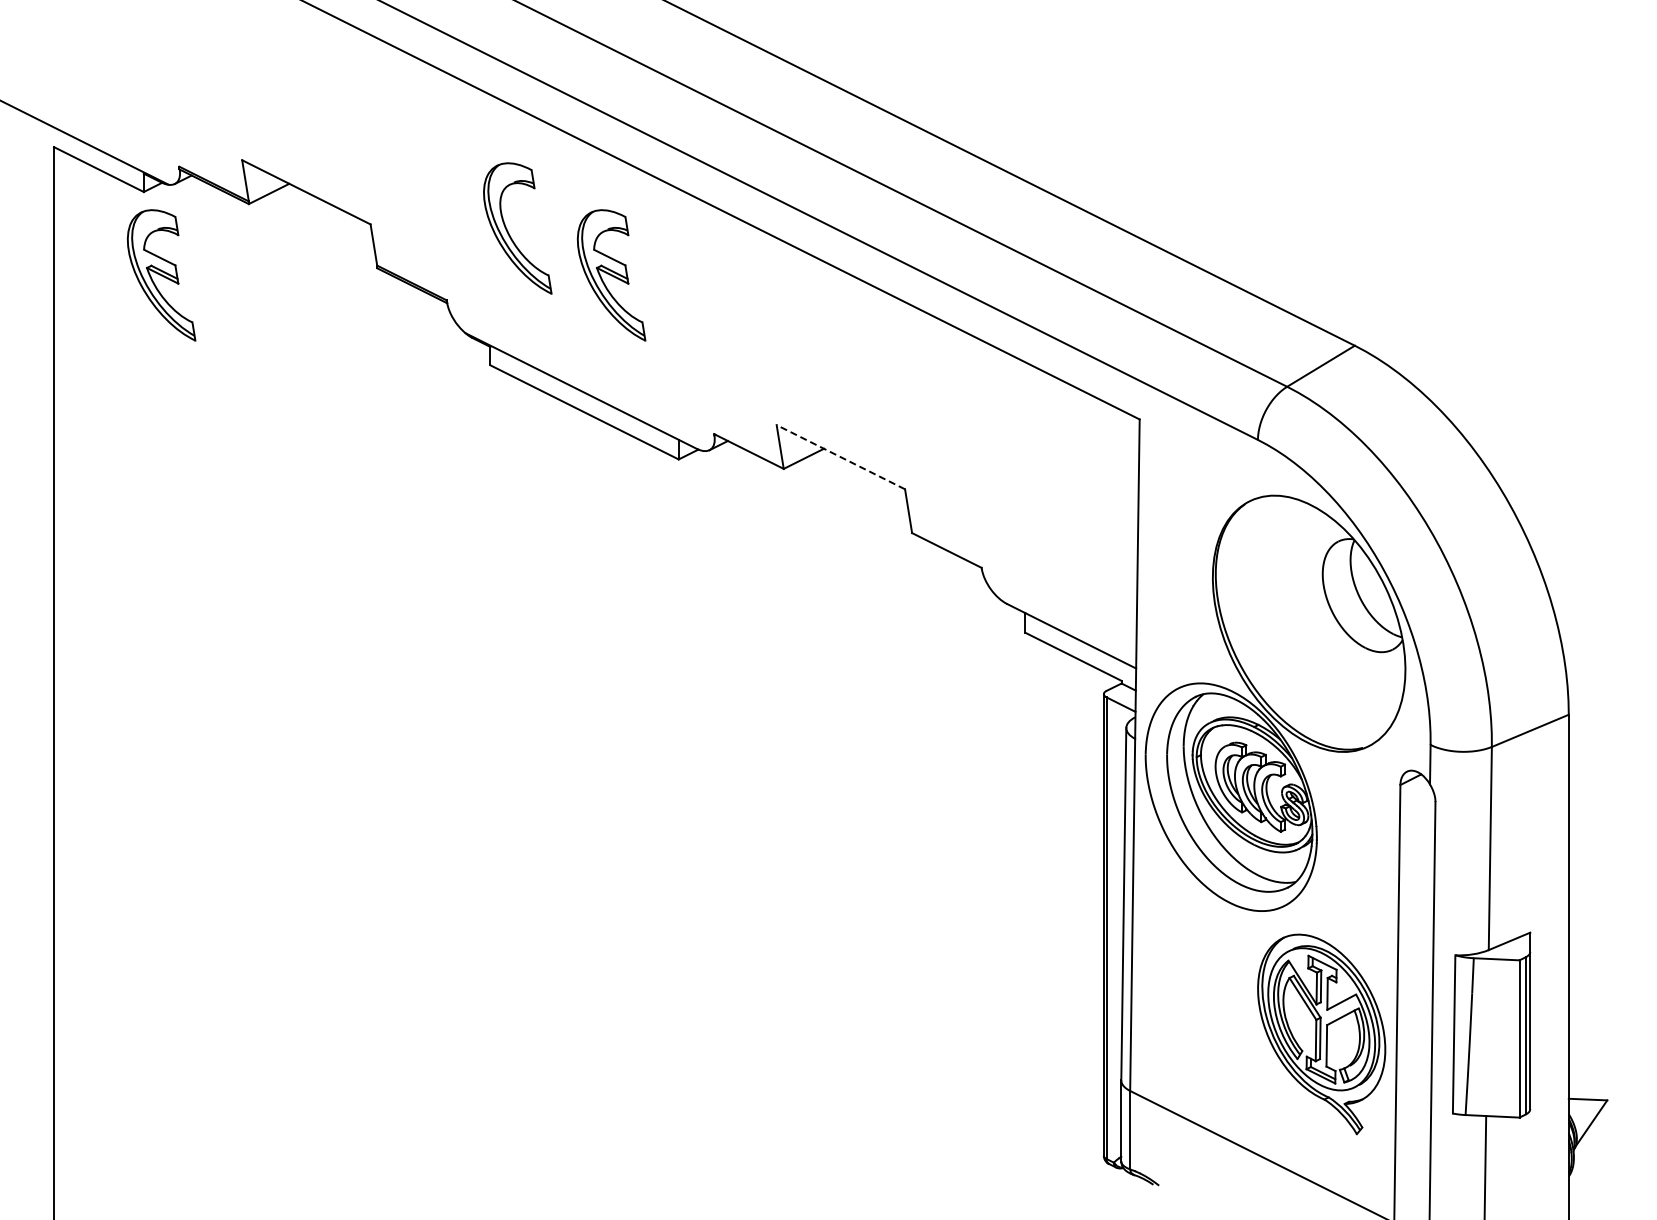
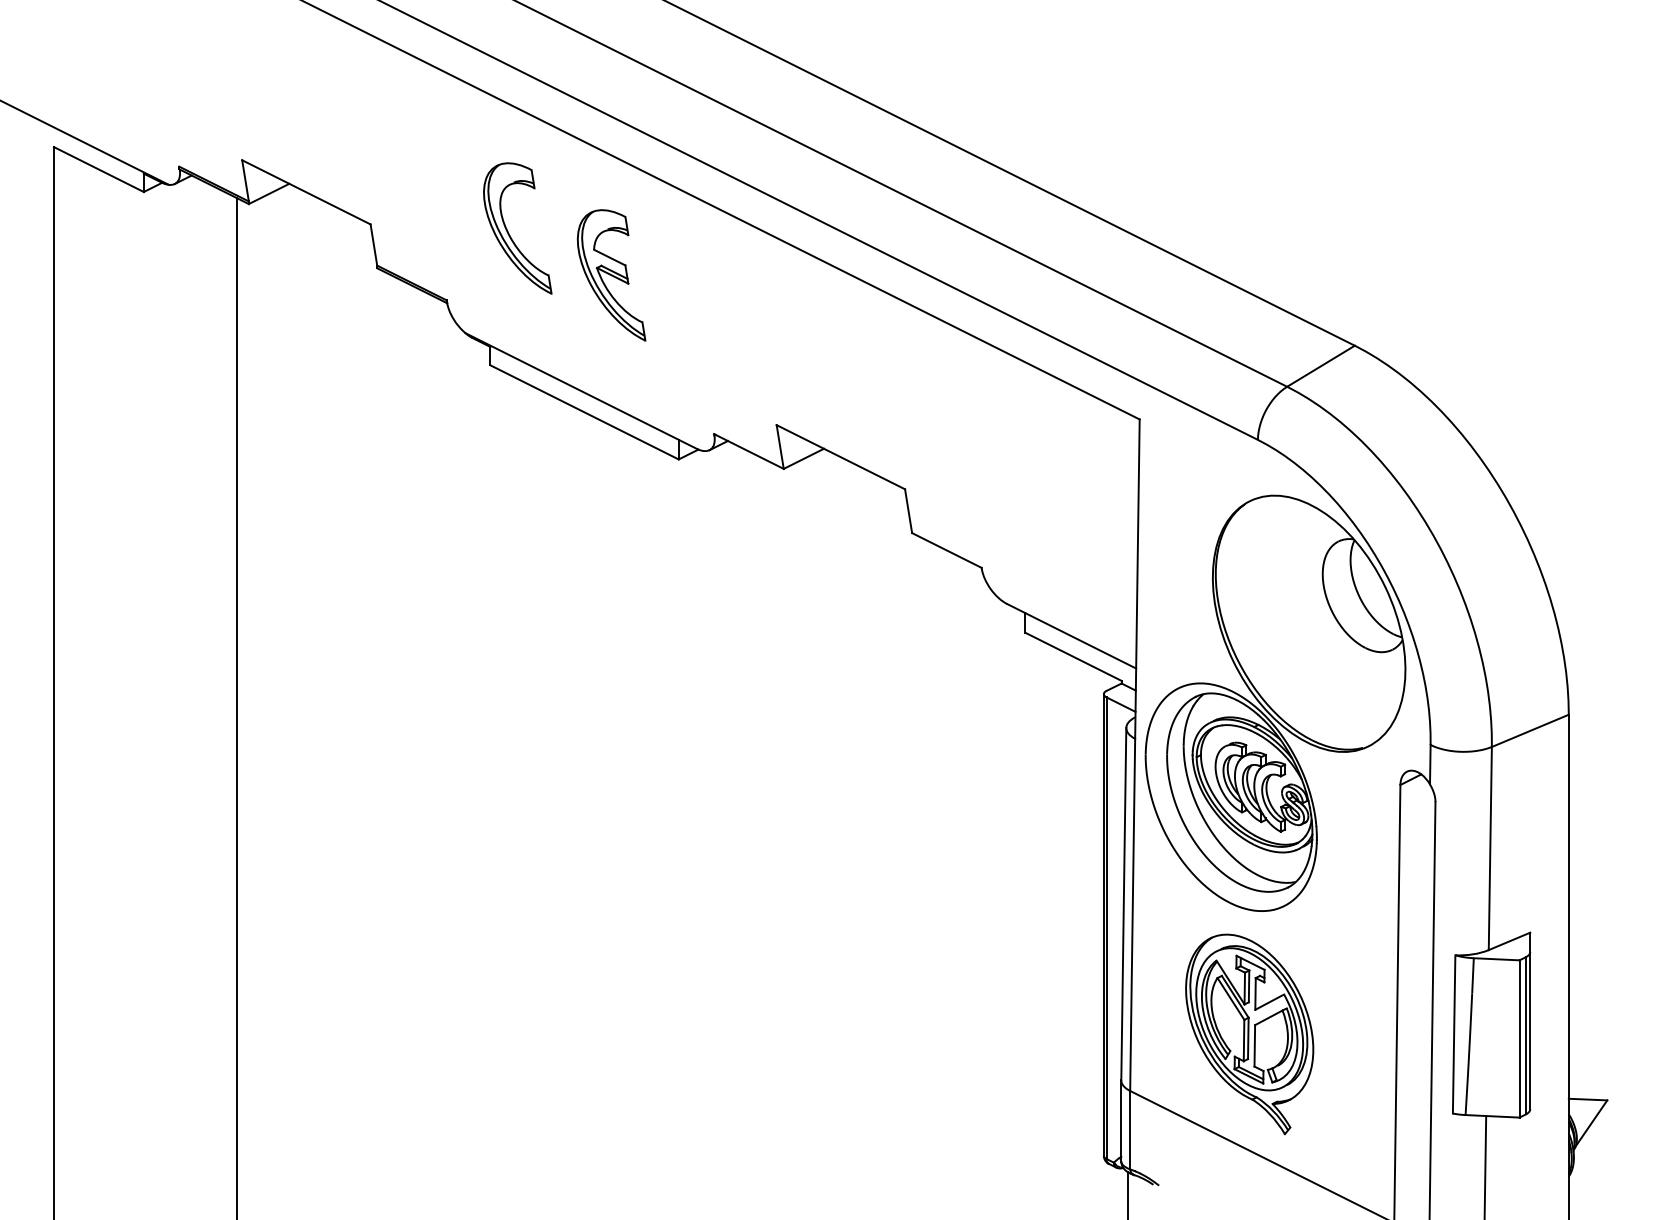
part: present -> none (161, 275)
line: dashed -> solid (840, 457)
line: none -> present (236, 707)
part position: (1321, 1034) -> (1249, 1034) (1249, 1034)
line: none -> present (1128, 1194)
